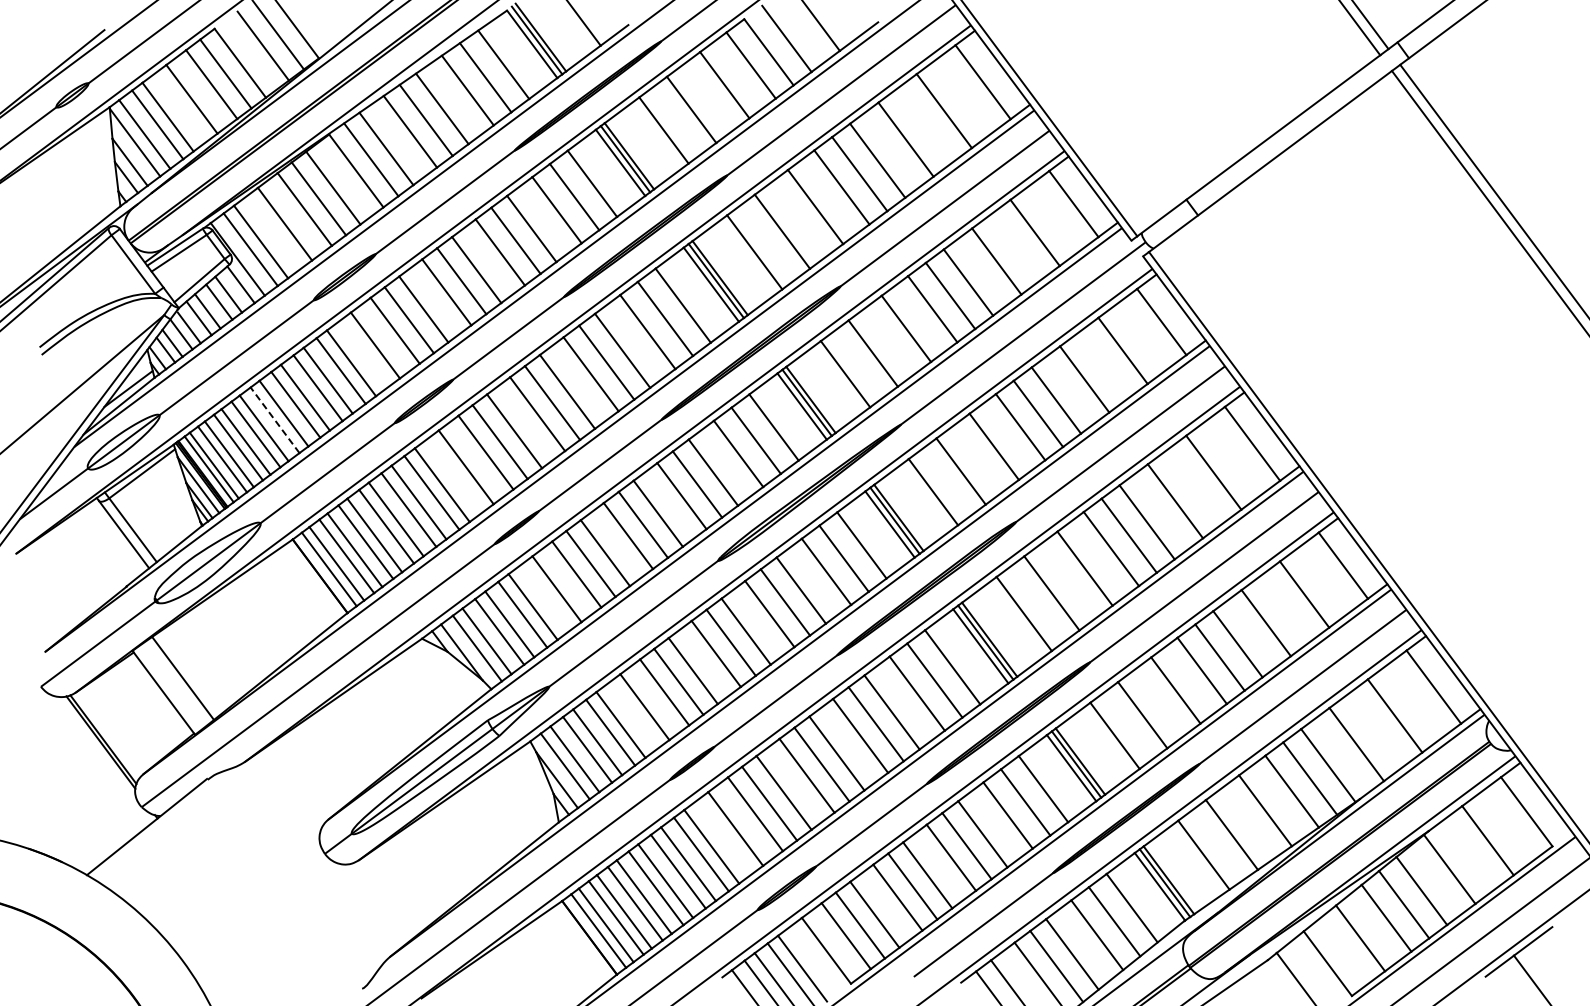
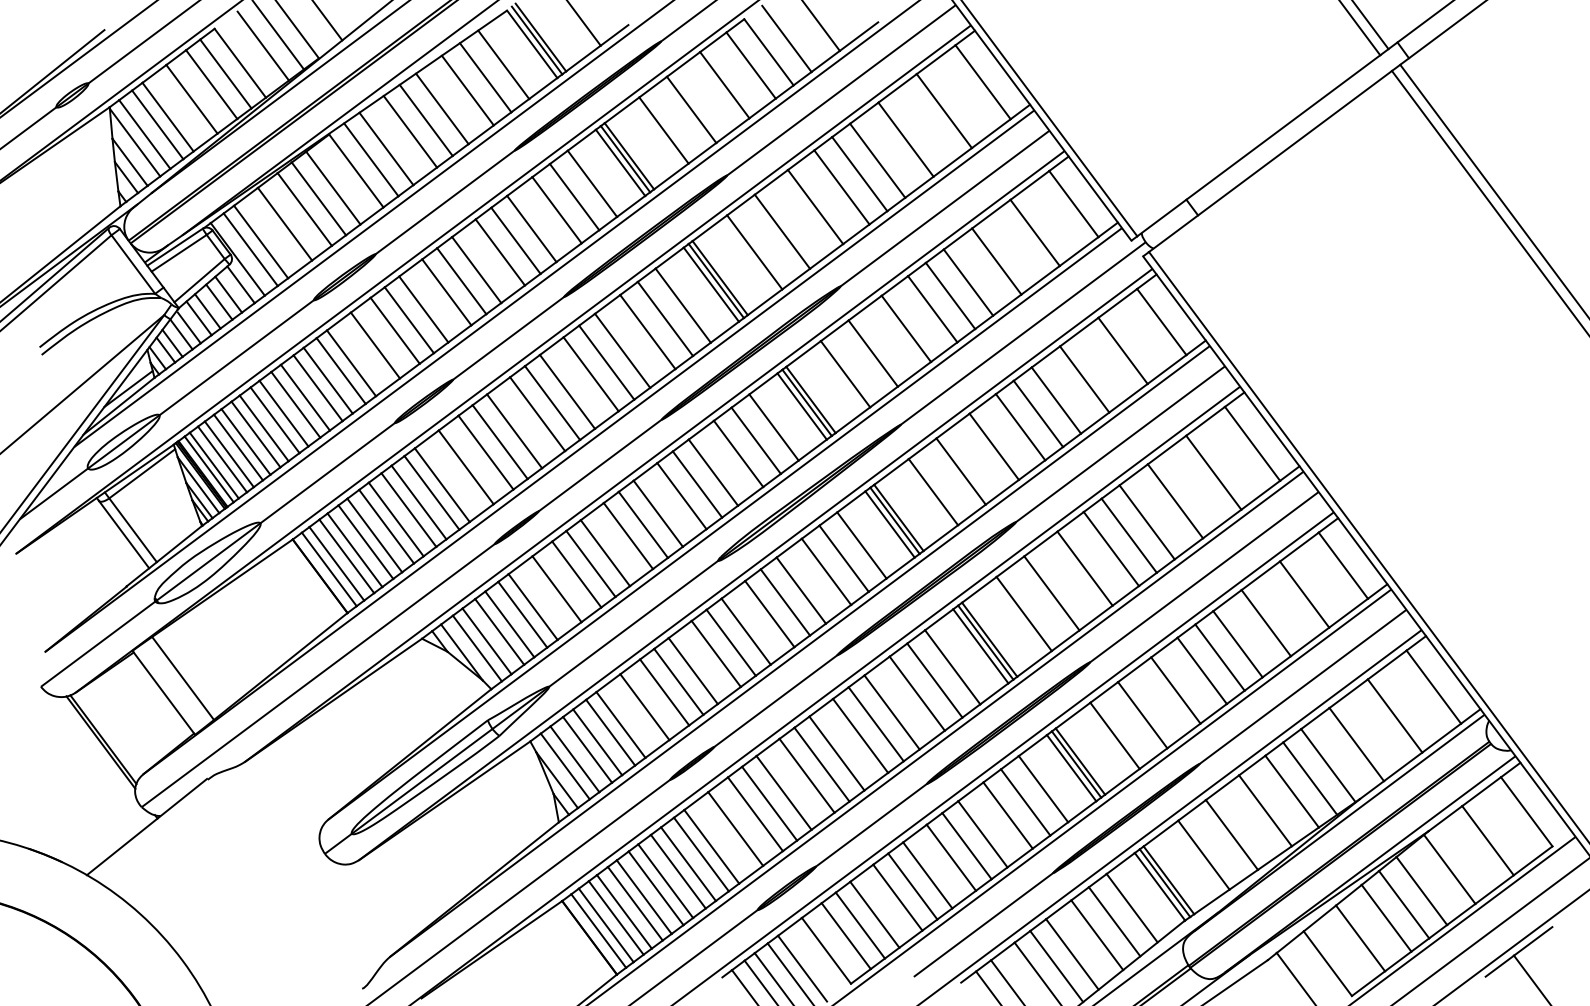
line: none -> present (328, 21)
line: dashed -> solid (275, 420)
